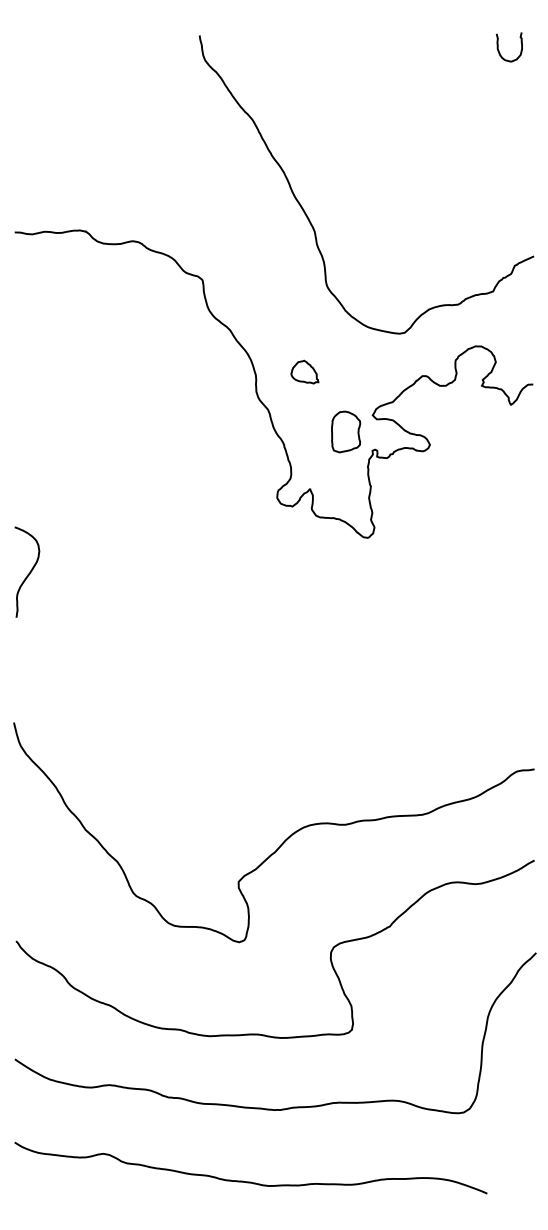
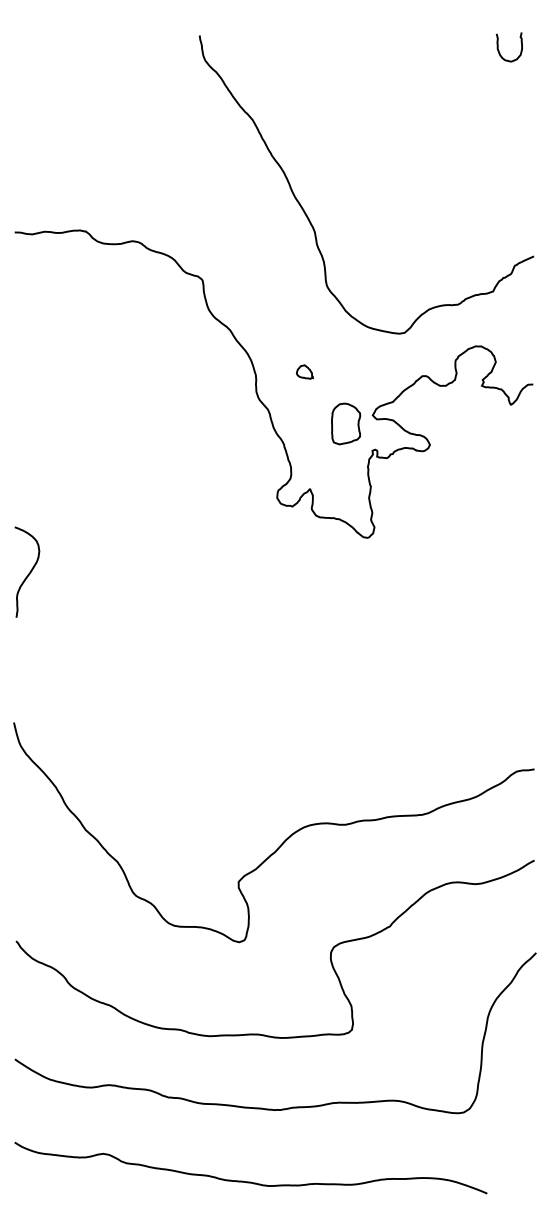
part size: 30x26 px -> 18x16 px (304, 371)
part position: (346, 431) -> (346, 423) (346, 423)
